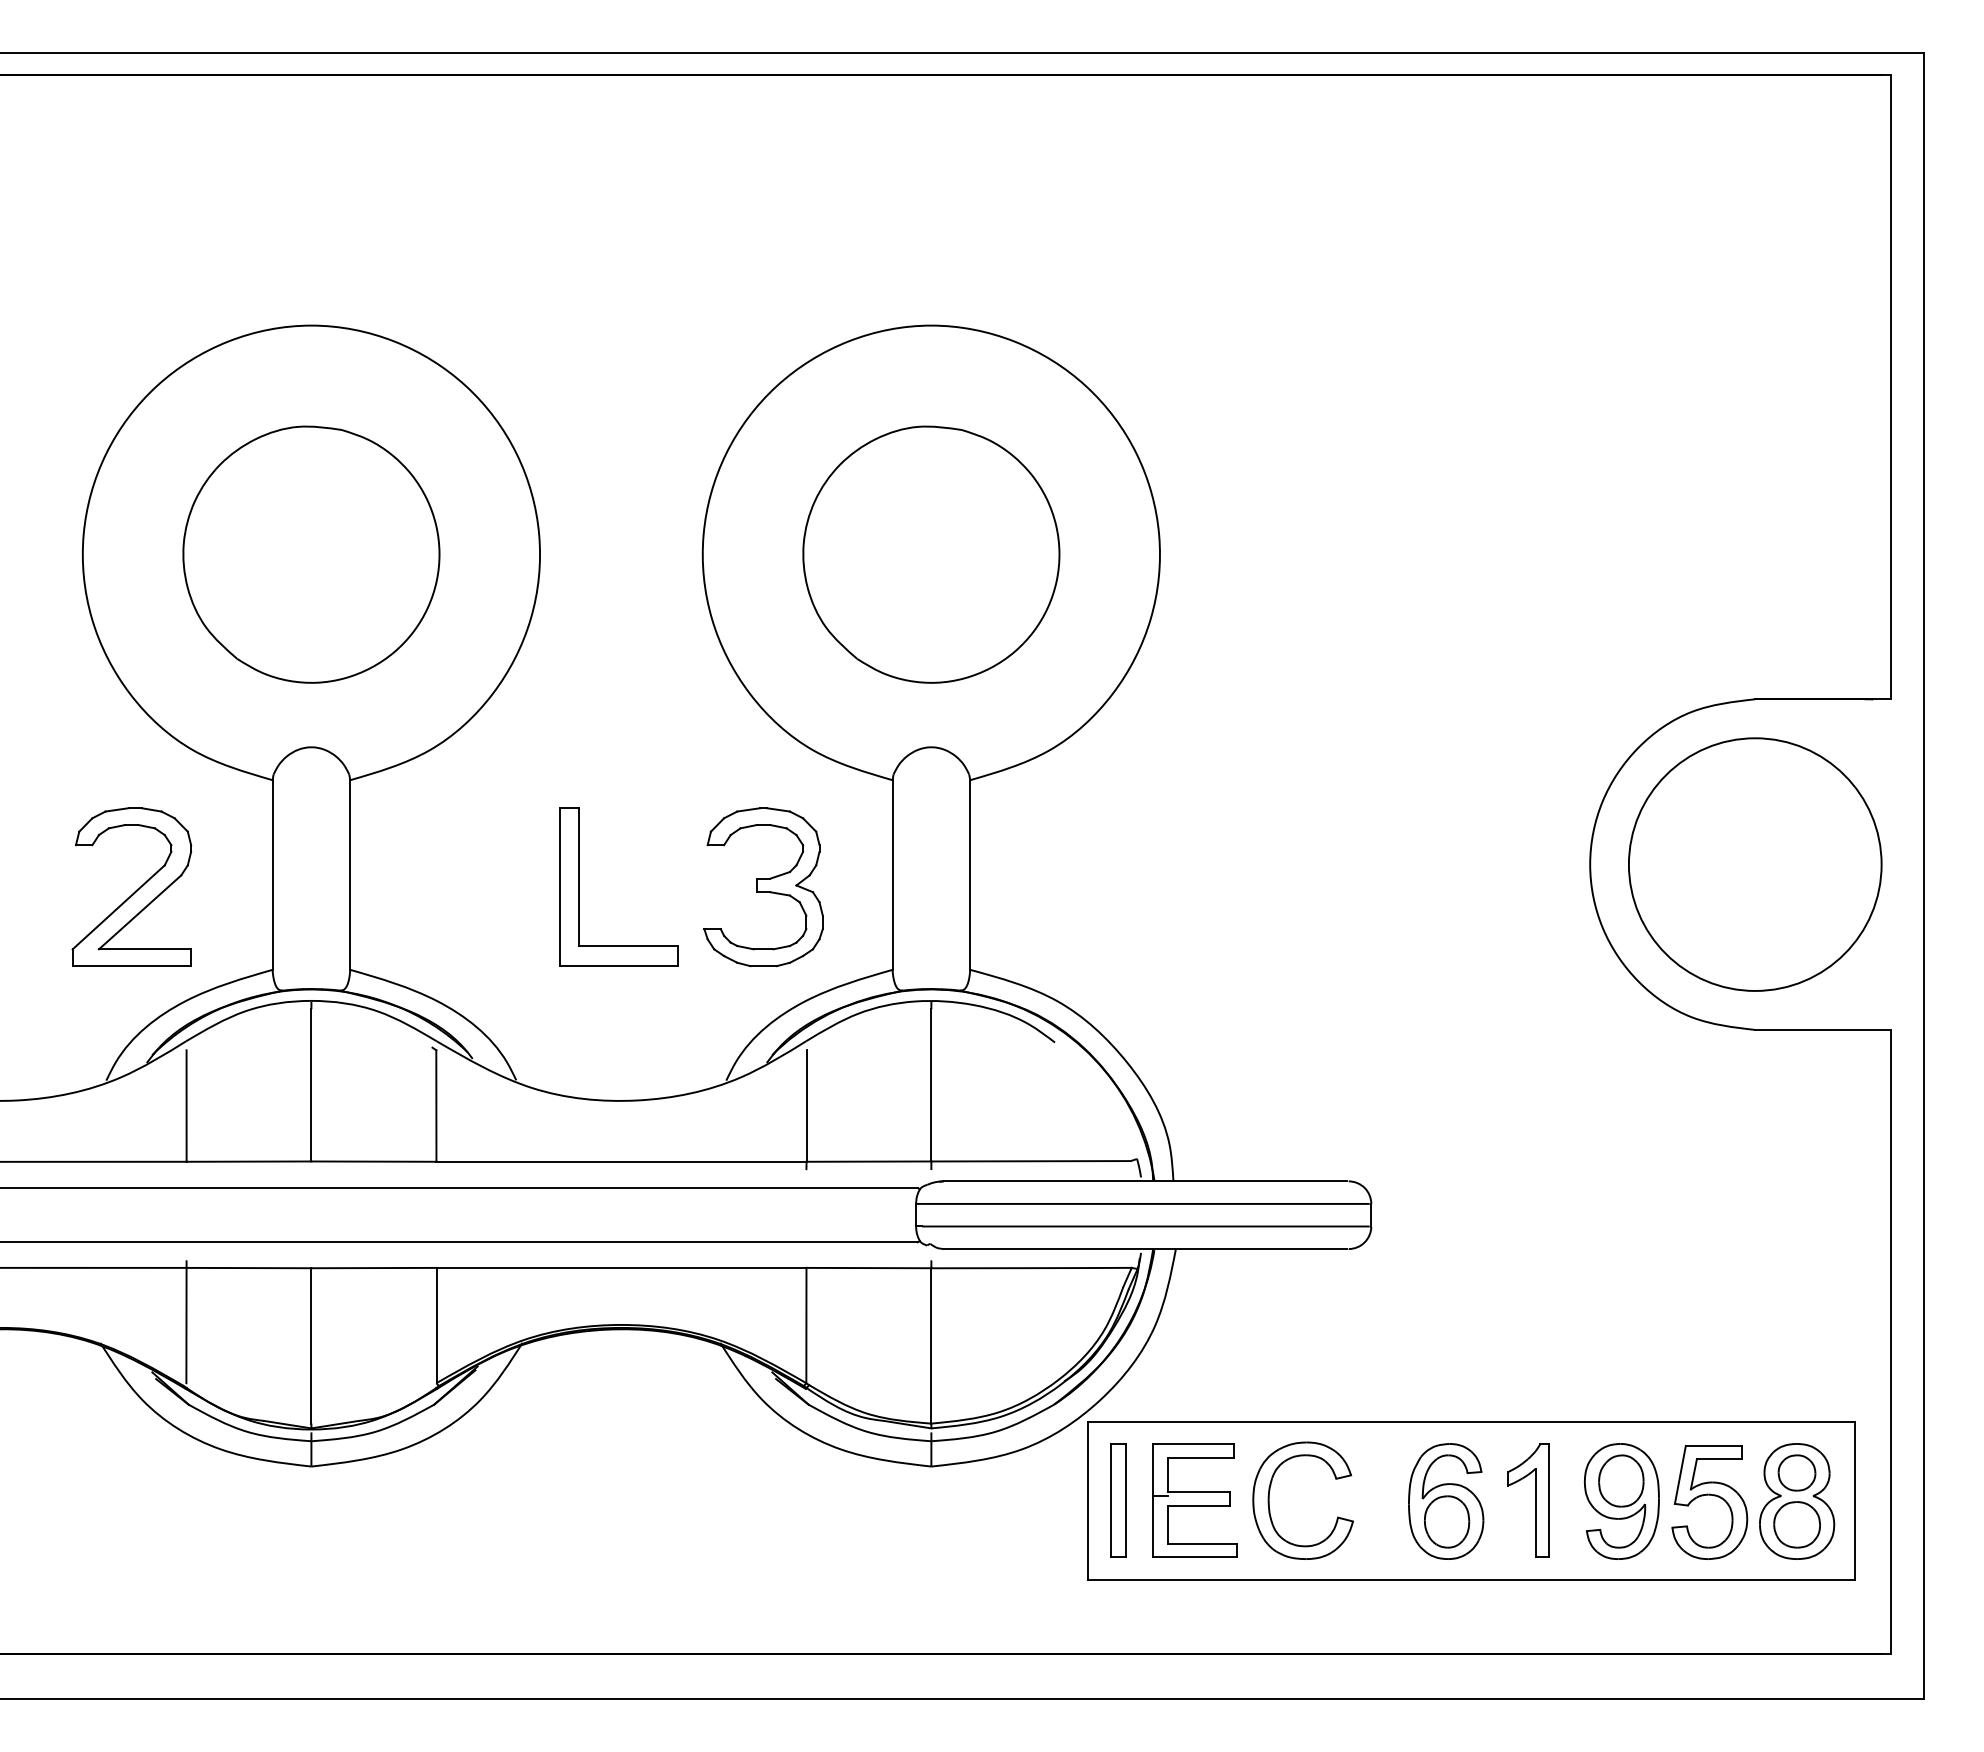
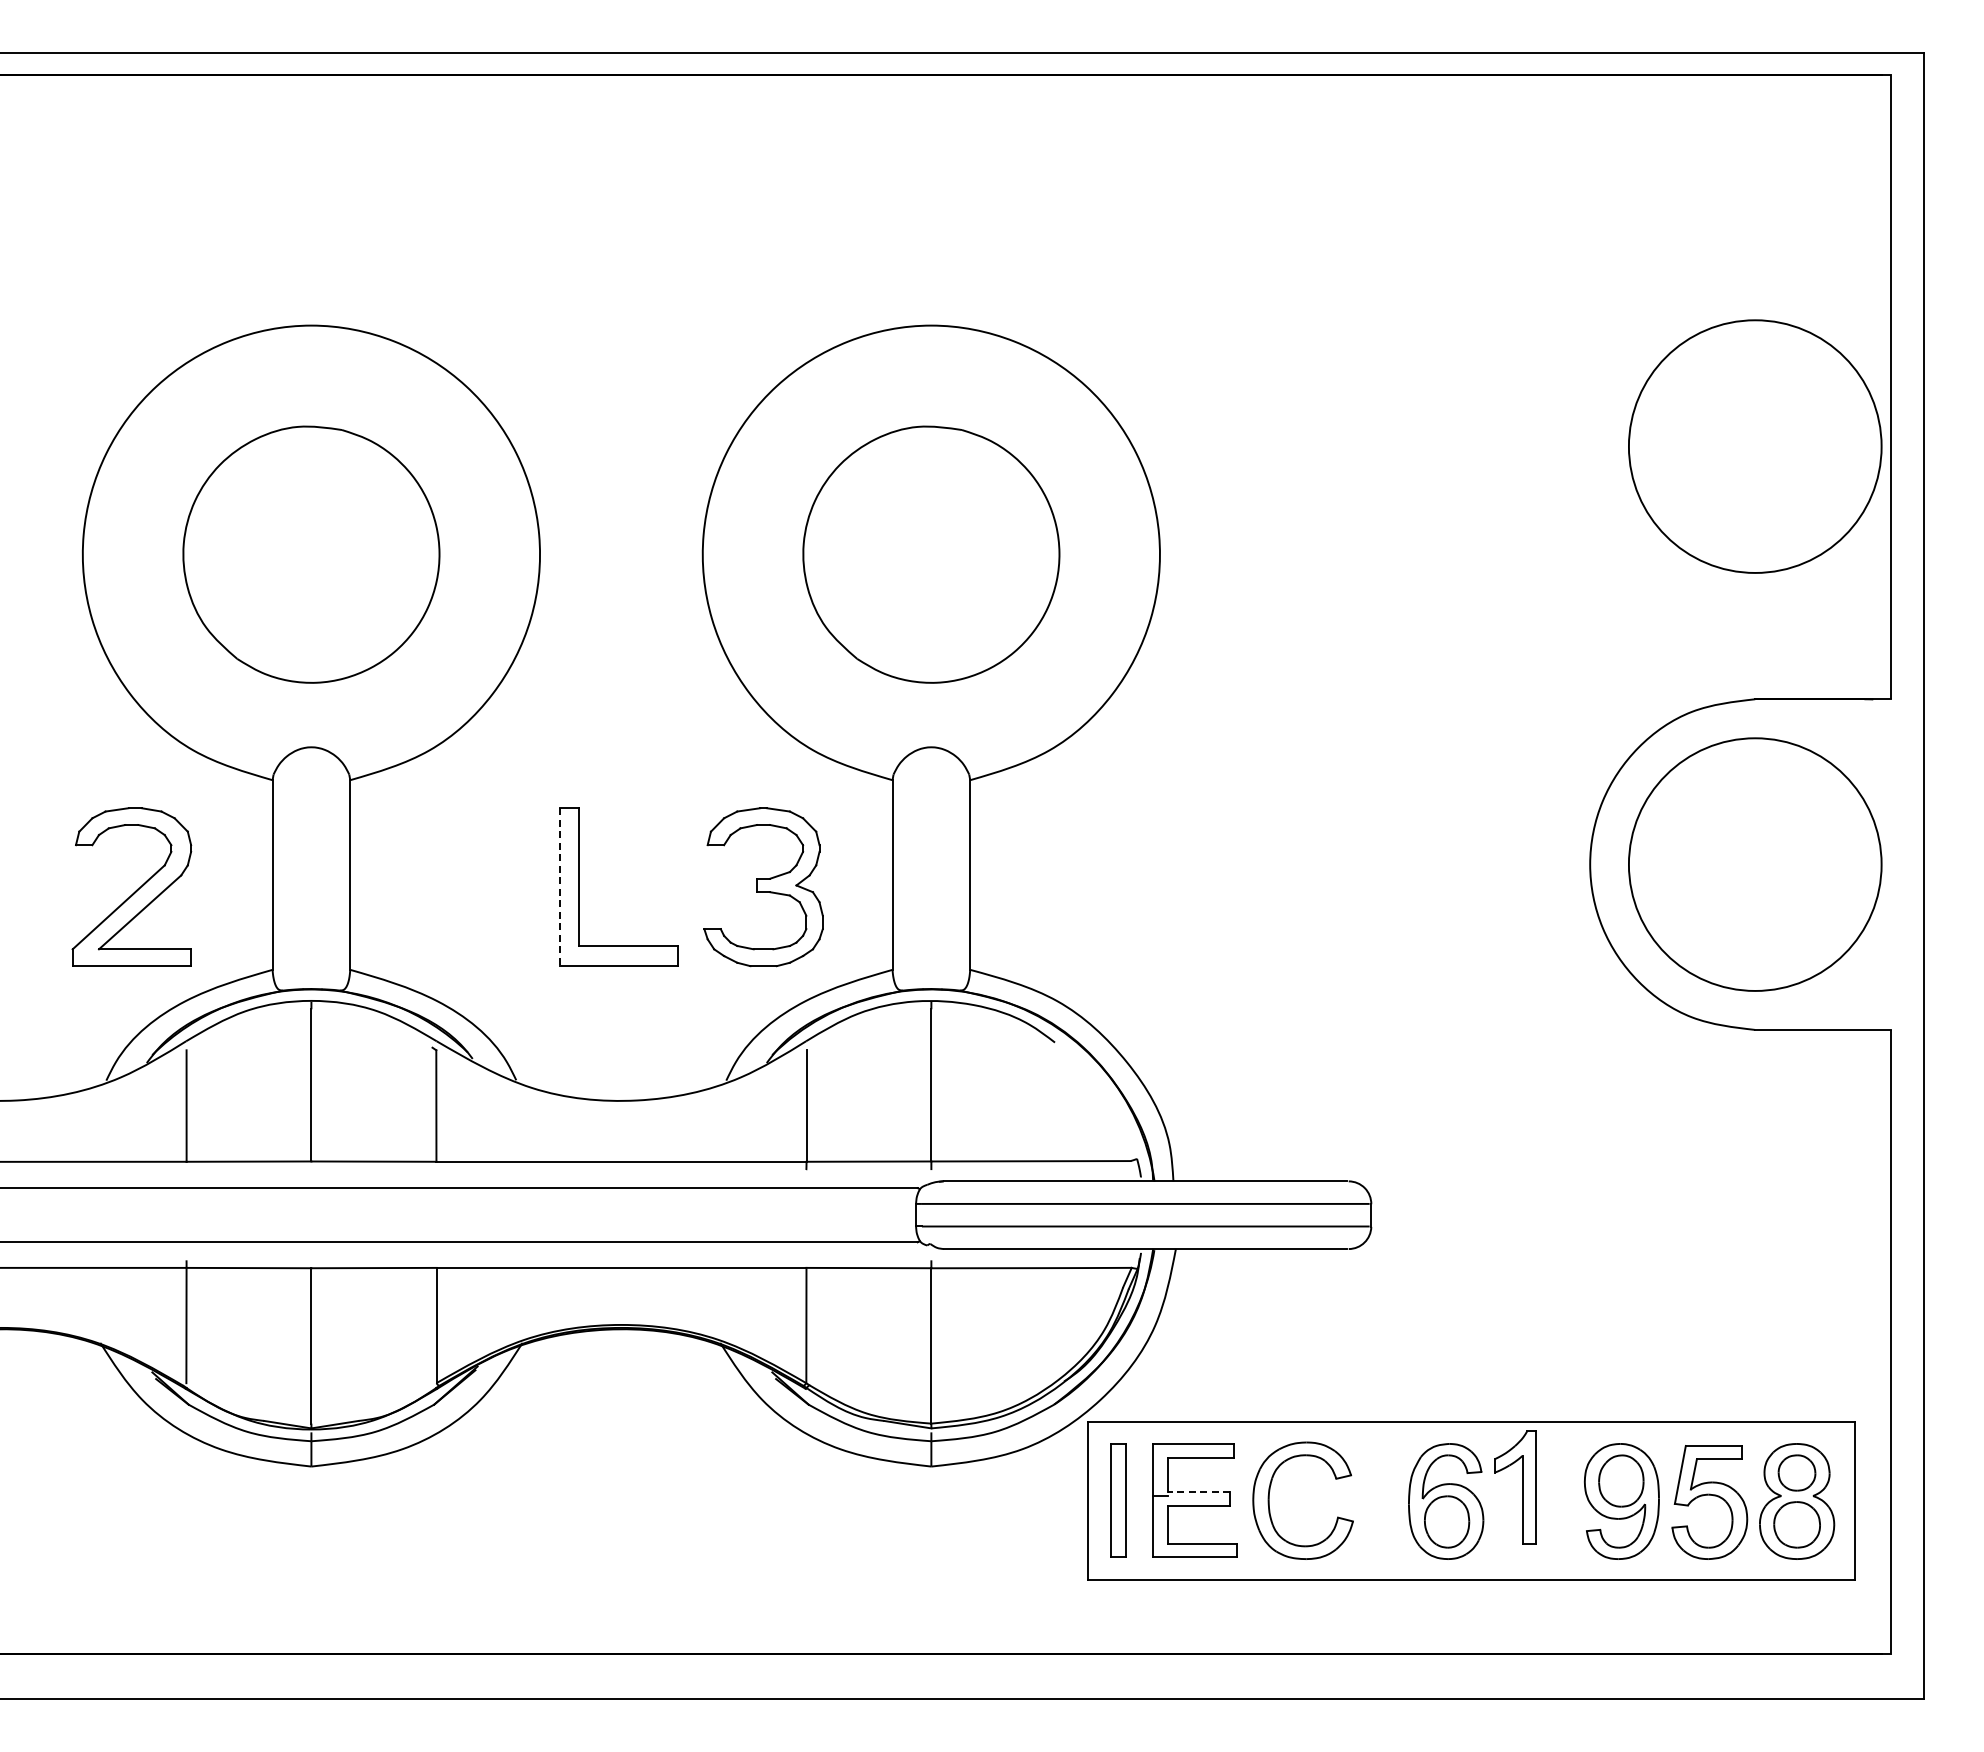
circle: none -> present (1755, 446)
line: solid -> dashed (559, 887)
line: solid -> dashed (1198, 1492)
part position: (1535, 1500) -> (1522, 1487) (1522, 1487)
